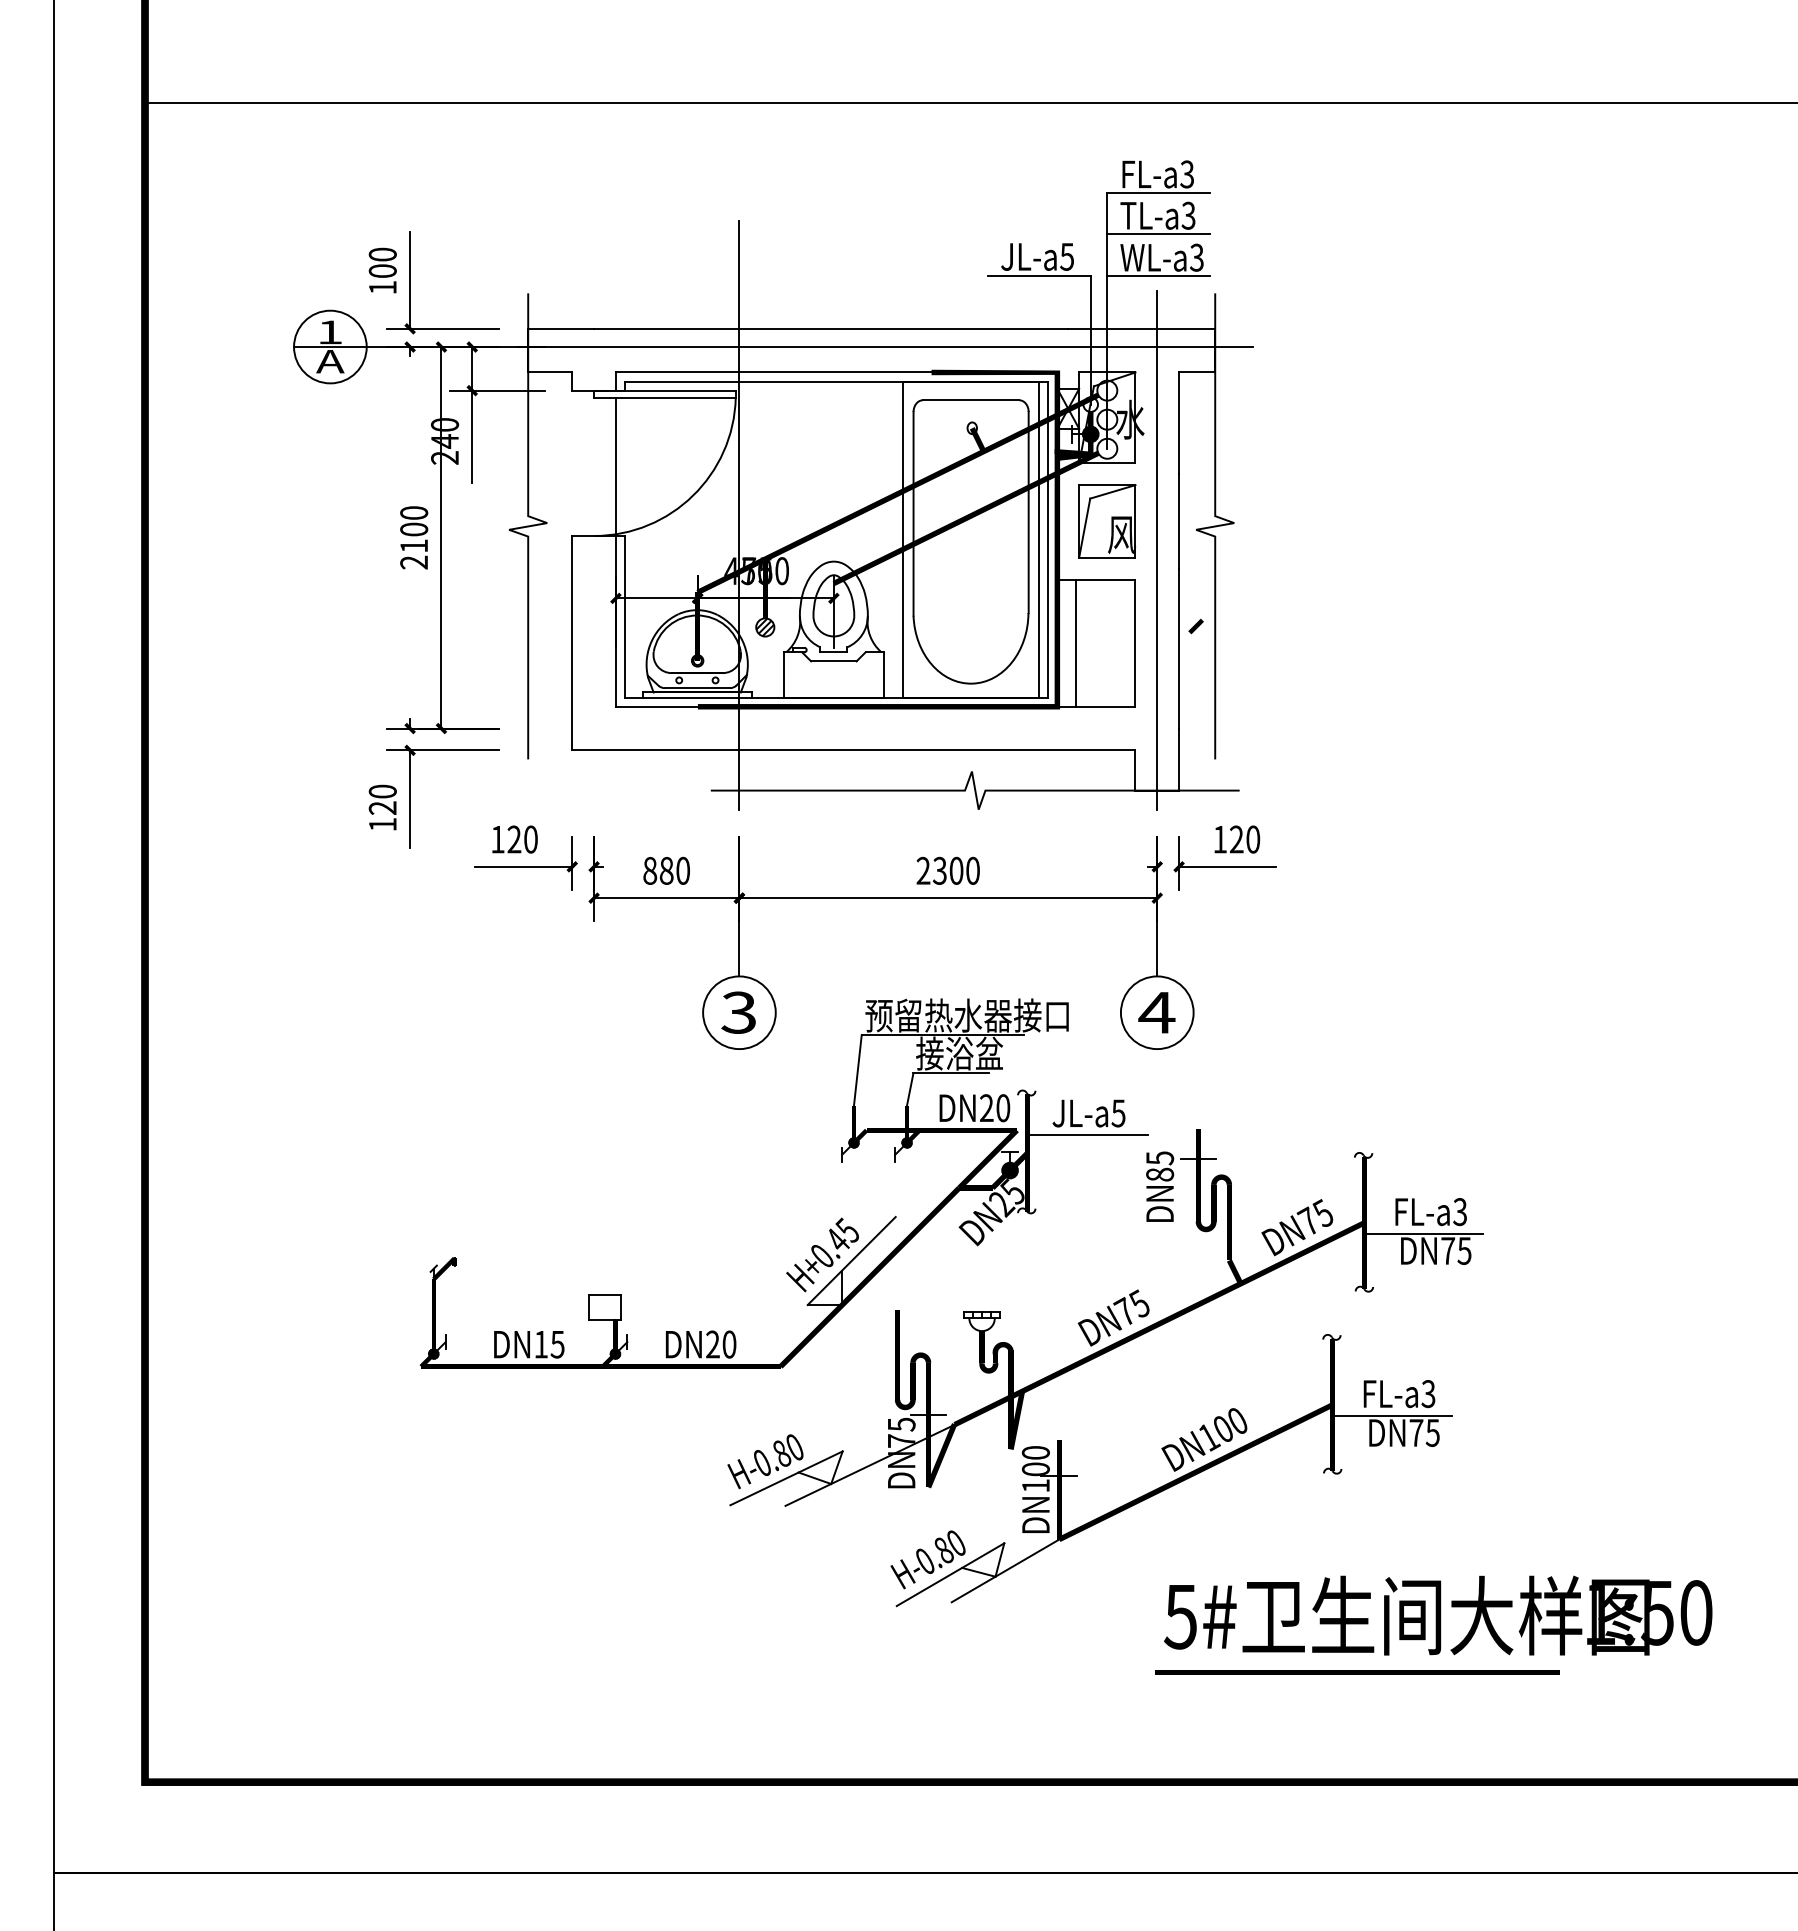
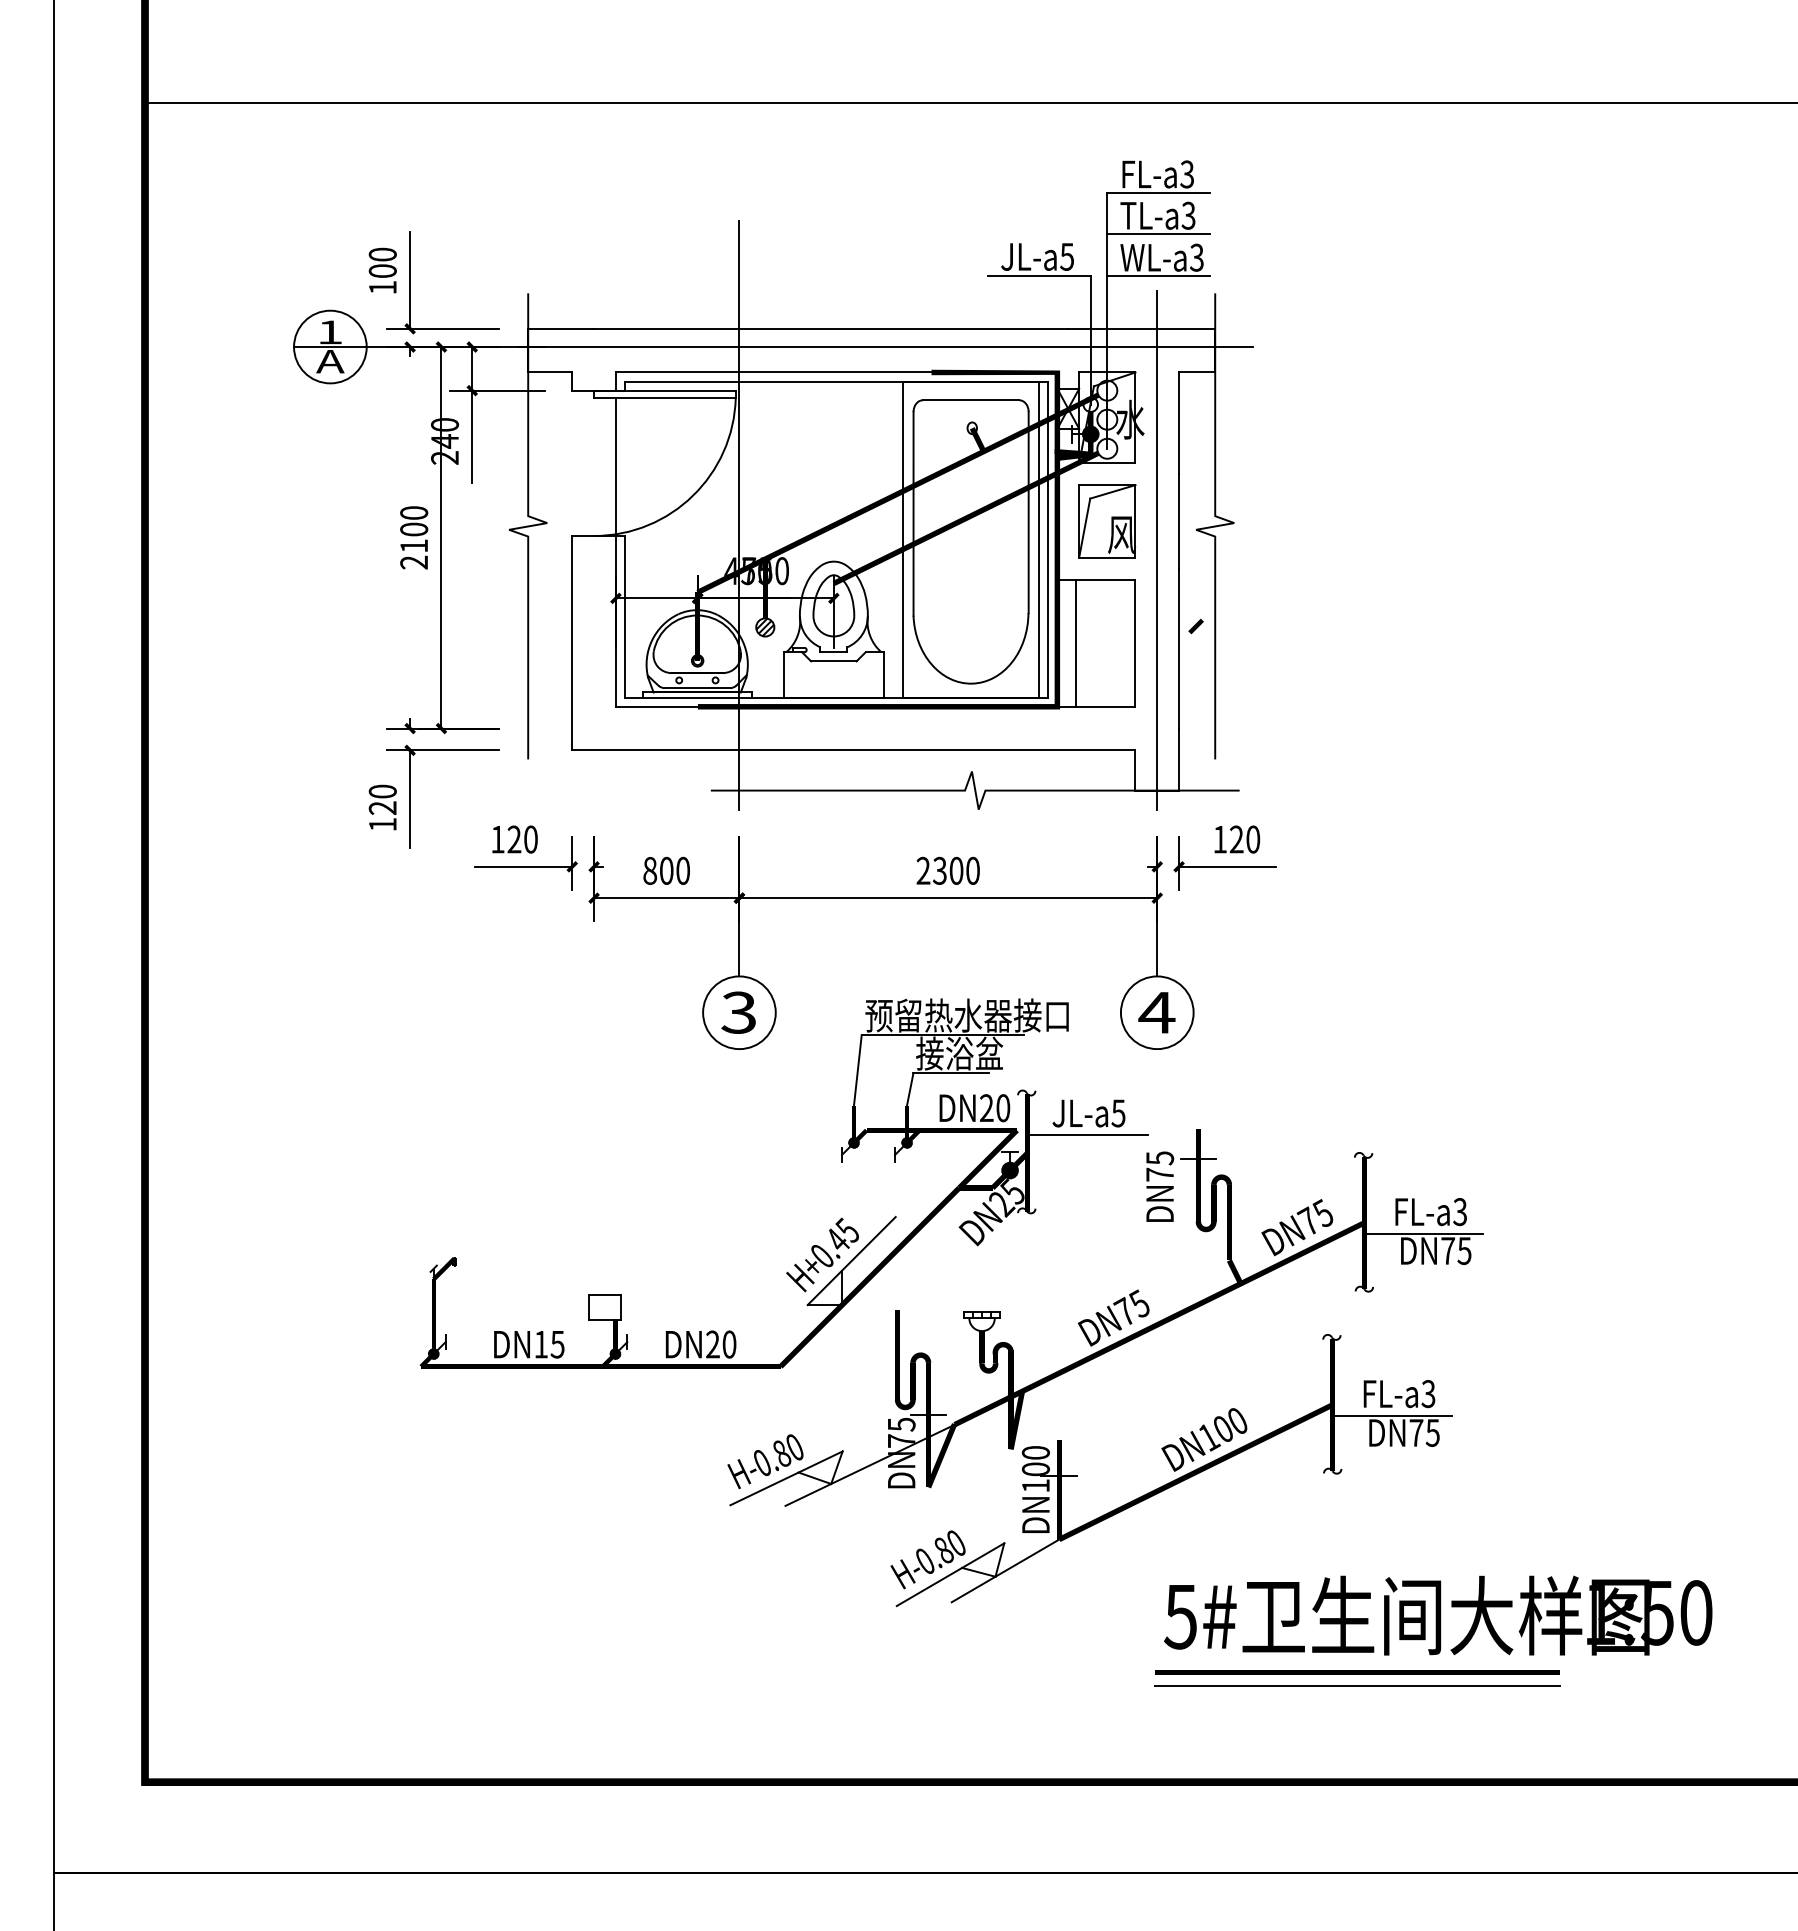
text: 880 -> 800 (666, 870)
text: DN85 -> DN75 (1160, 1174)
line: none -> present (1356, 1686)
